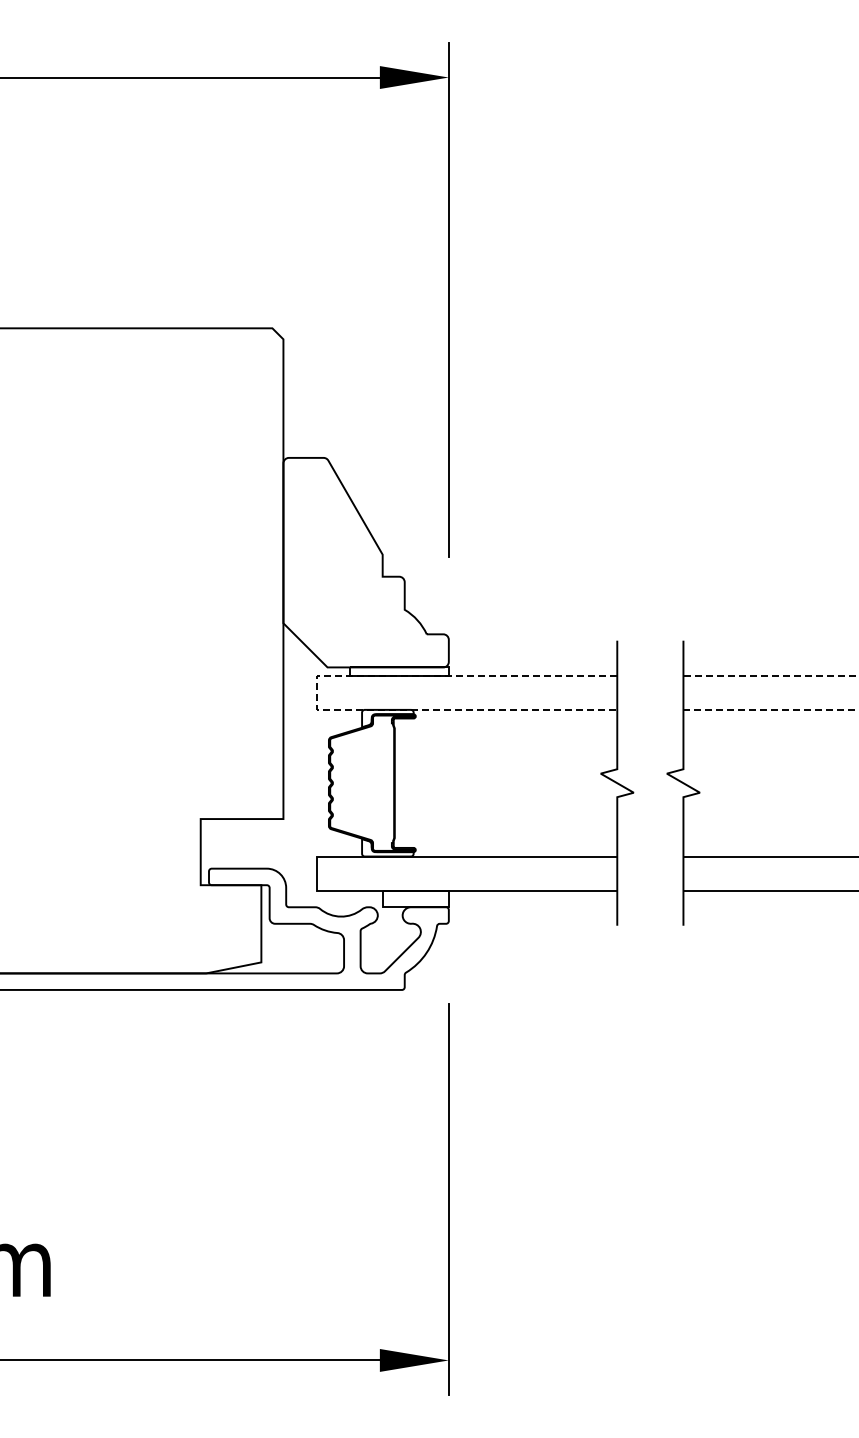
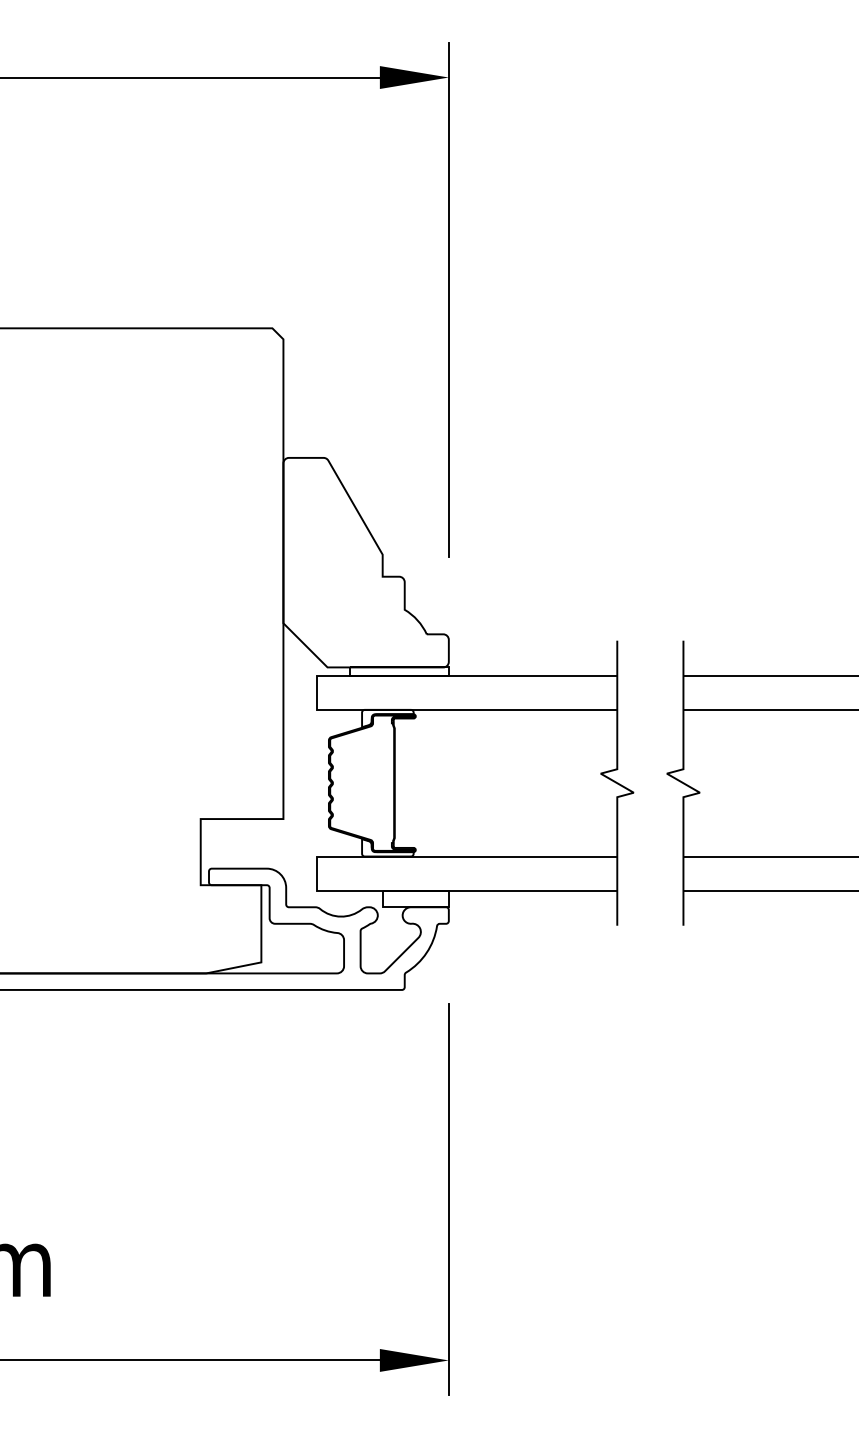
line: dashed -> solid (858, 675)
line: dashed -> solid (316, 693)
